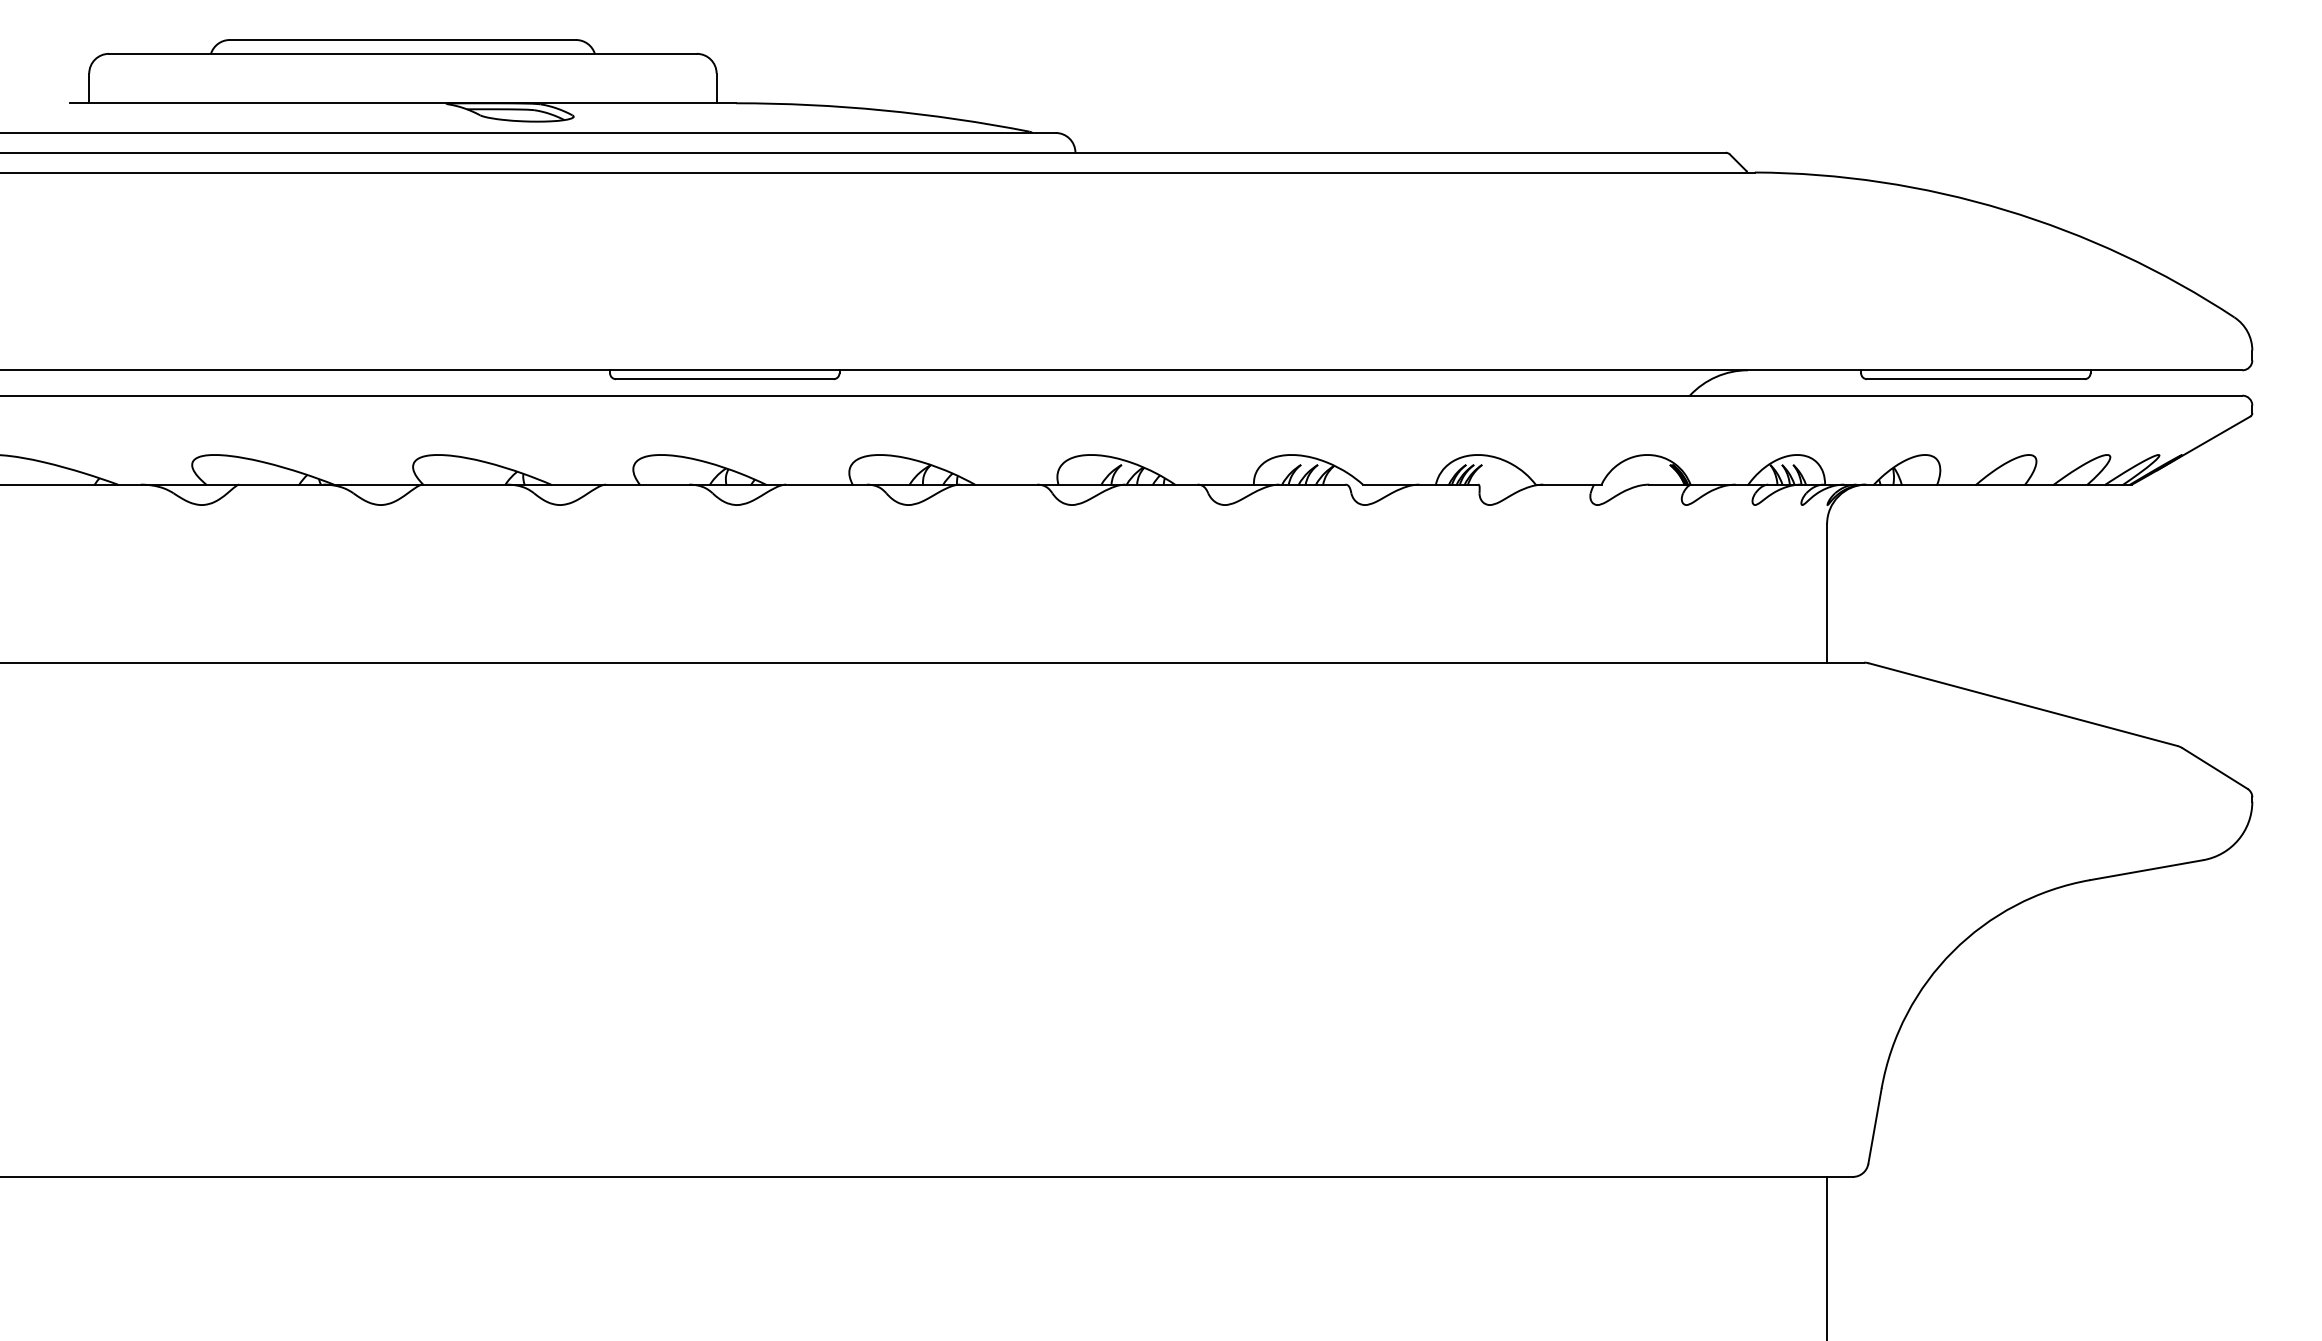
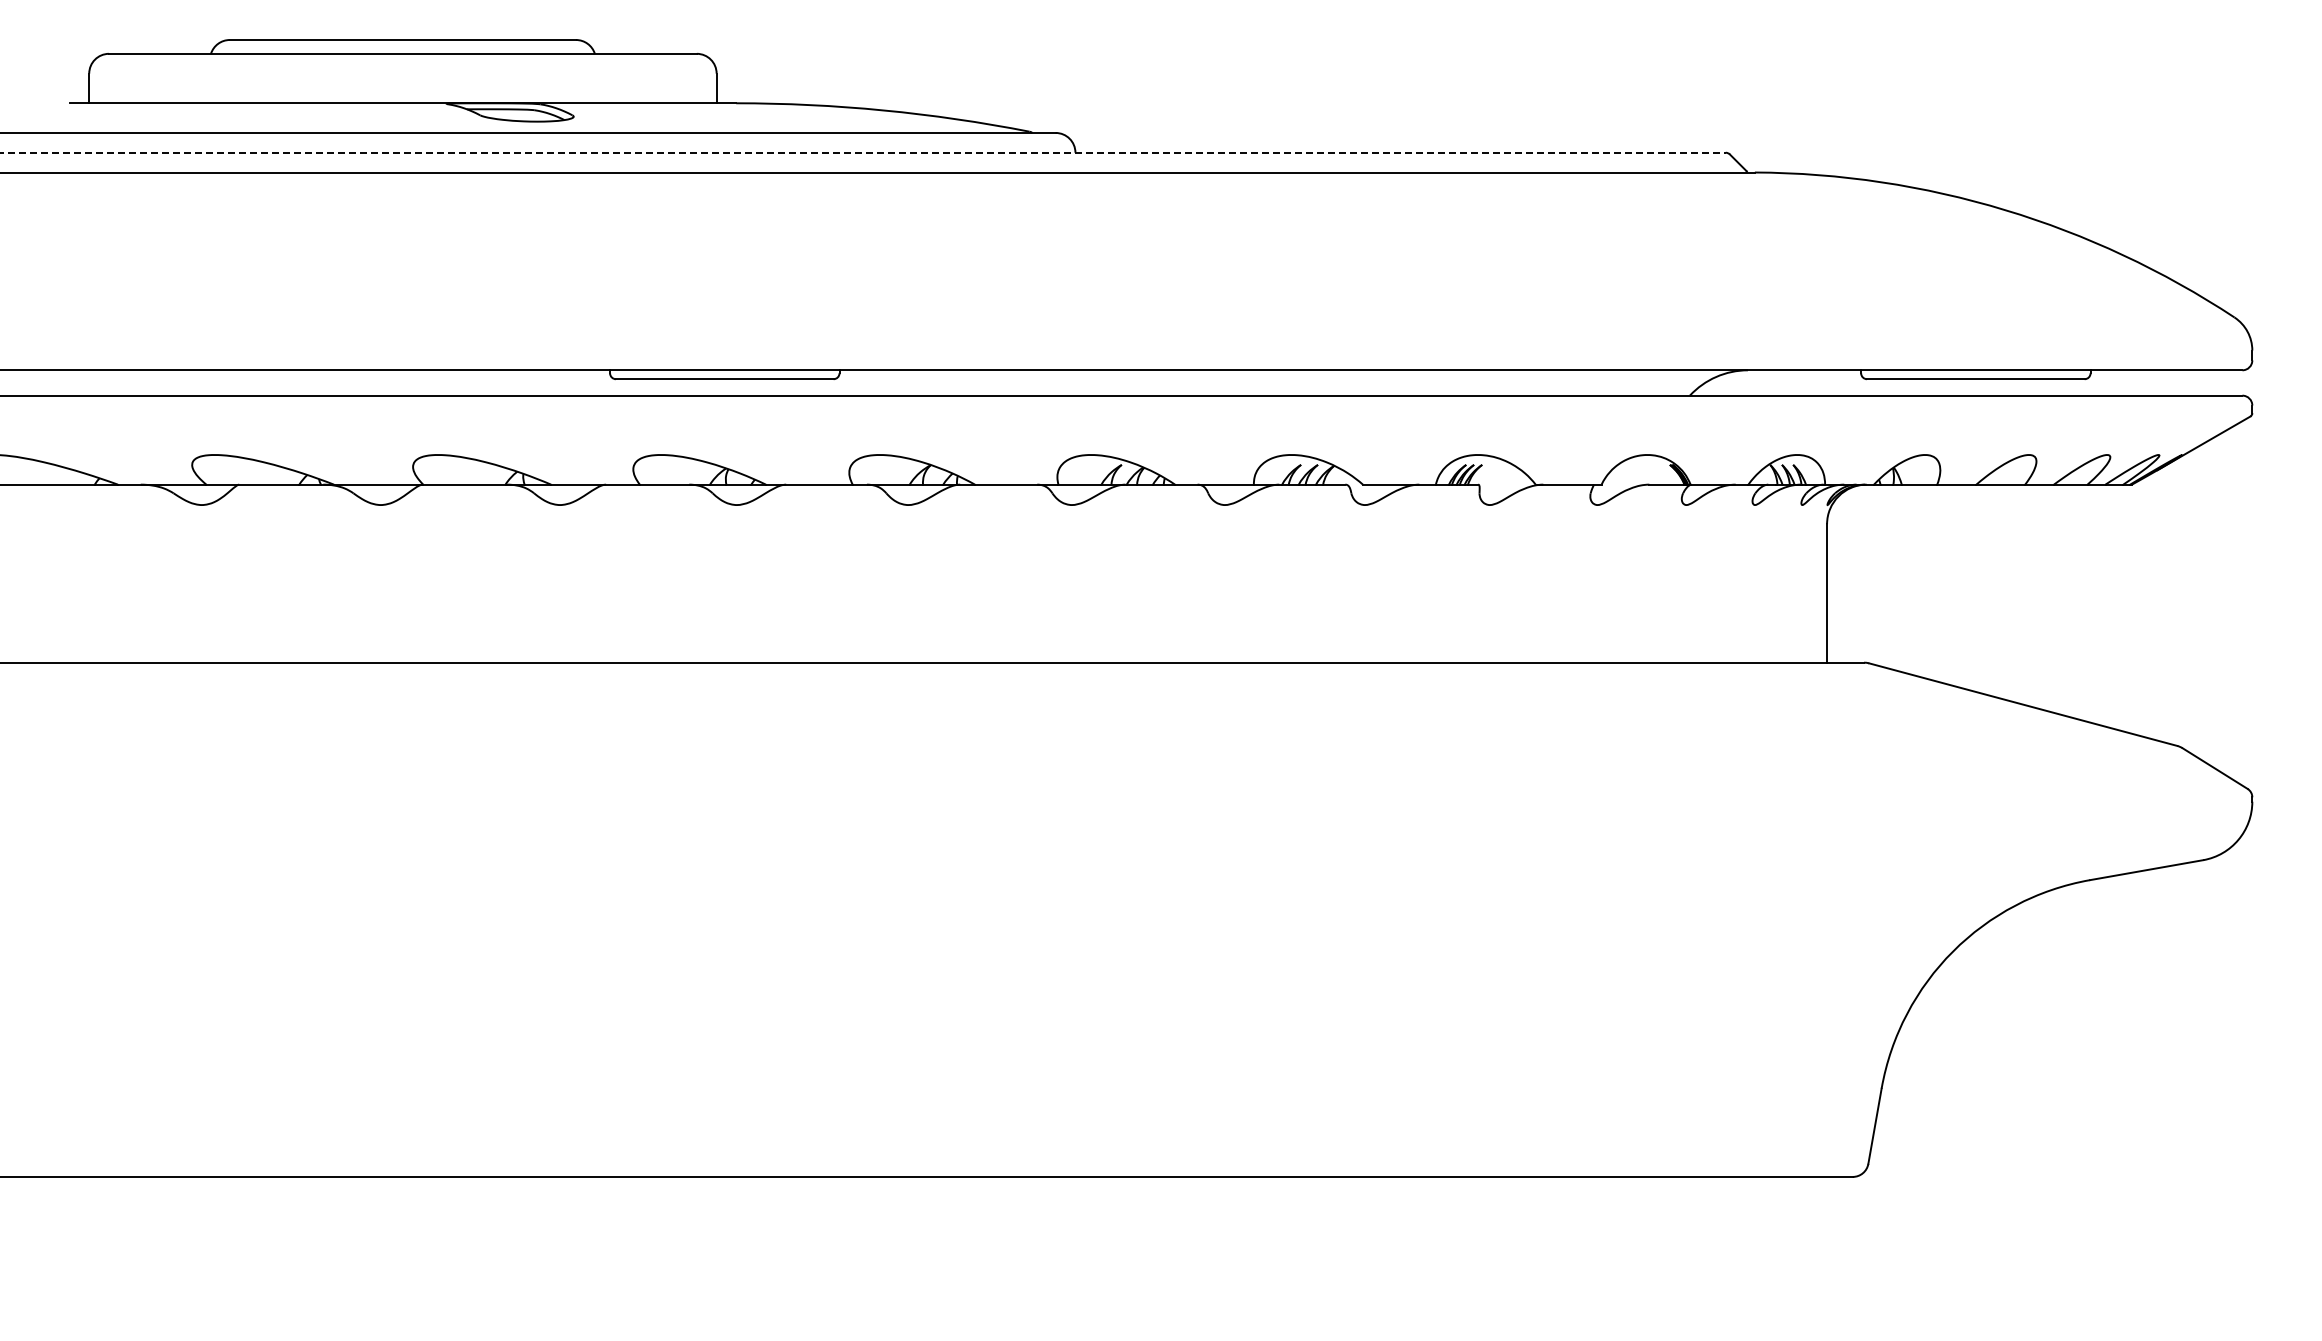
line: solid -> dashed (862, 152)
line: present -> none (1827, 1256)
